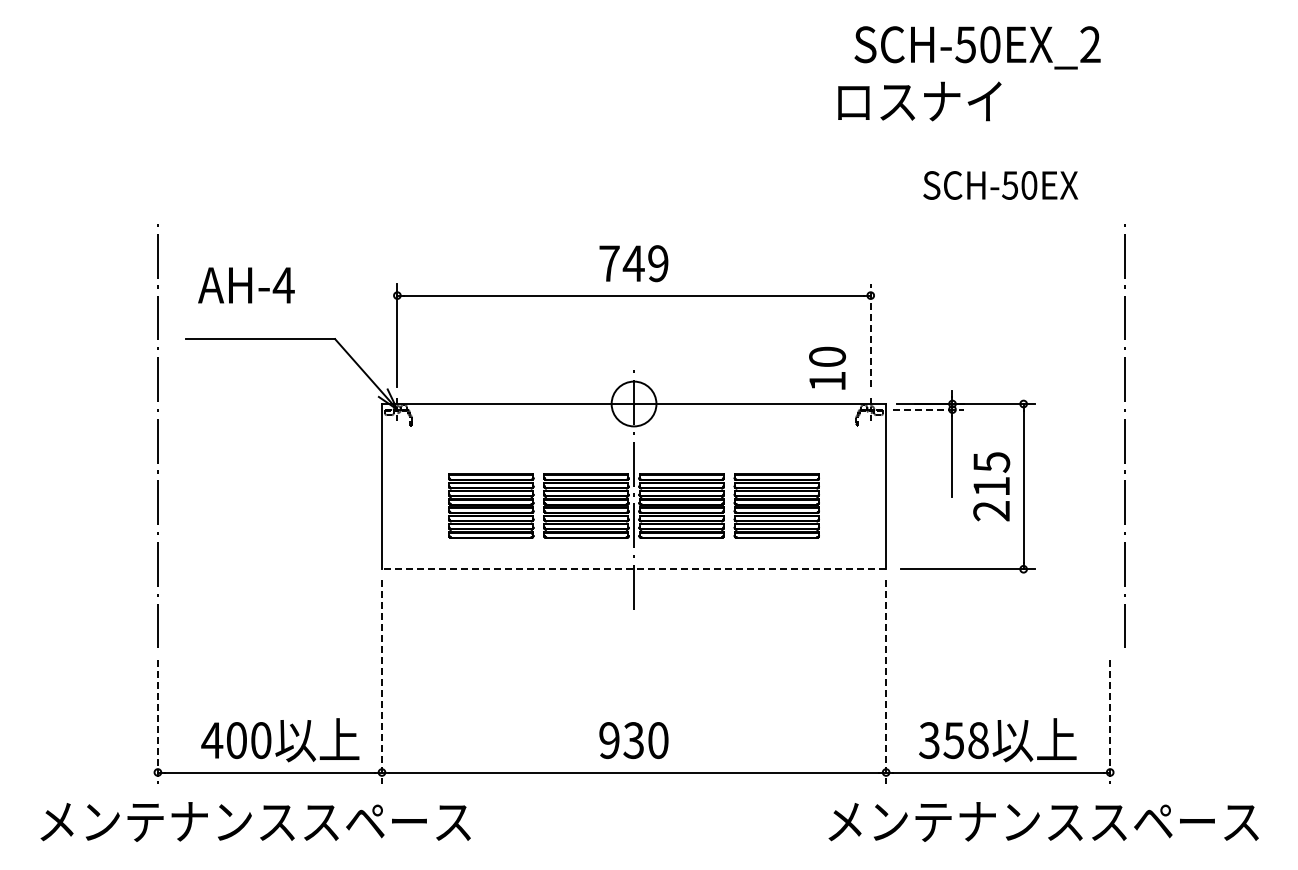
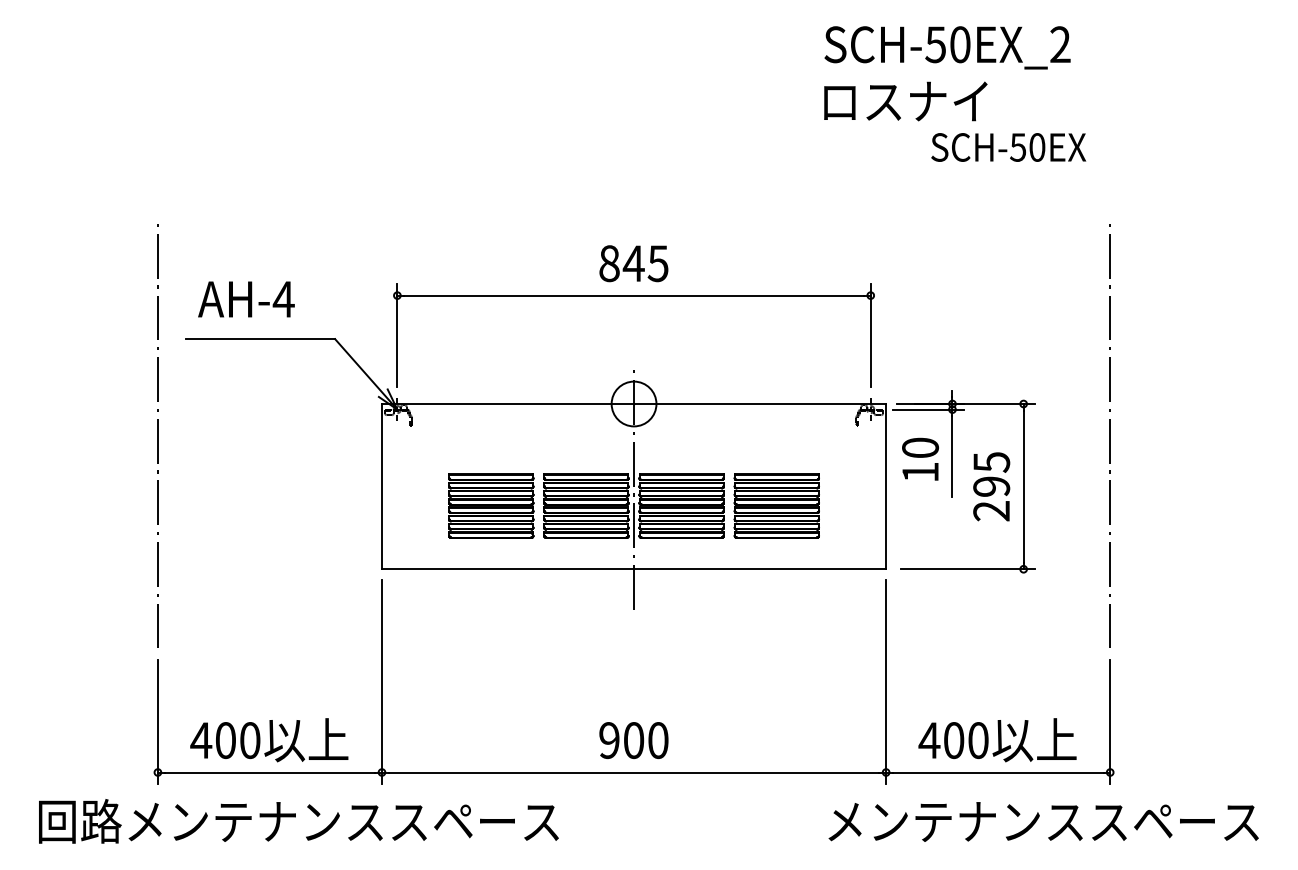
text position: (977, 47) -> (947, 47) (947, 47)
text position: (919, 101) -> (905, 101) (905, 101)
text position: (1000, 185) -> (1008, 147) (1008, 147)
text: 749 -> 845 (633, 263)
text position: (246, 285) -> (246, 299) (246, 299)
line: dashed -> solid (870, 335)
text position: (827, 367) -> (920, 458) (920, 458)
line: dashed -> solid (928, 409)
line position: (1124, 435) -> (1109, 435) (1109, 435)
text: 215 -> 295 (991, 486)
line: dashed -> solid (633, 569)
line: dashed -> solid (381, 682)
line: dashed -> solid (886, 682)
line: dashed -> solid (157, 722)
line: dashed -> solid (1110, 722)
text position: (280, 740) -> (269, 740) (269, 740)
text: 930 -> 900 (633, 740)
text: 358 -> 400 (953, 740)
text: メンテナンススペース -> 回路メンテナンススペース (298, 821)
